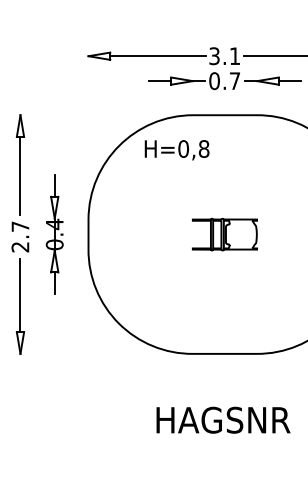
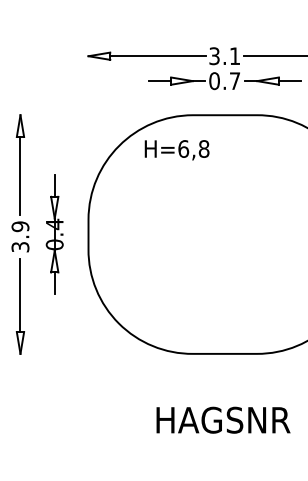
text: H=0,8 -> H=6,8 (183, 148)
part: present -> none (224, 234)
text: 2.7 -> 3.9 (20, 236)
